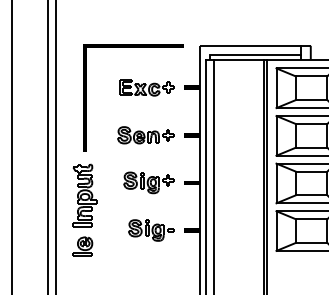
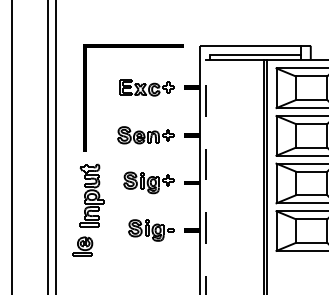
line: present -> none (214, 175)
line: solid -> dashed (206, 176)
part position: (84, 195) -> (91, 195) (91, 195)
